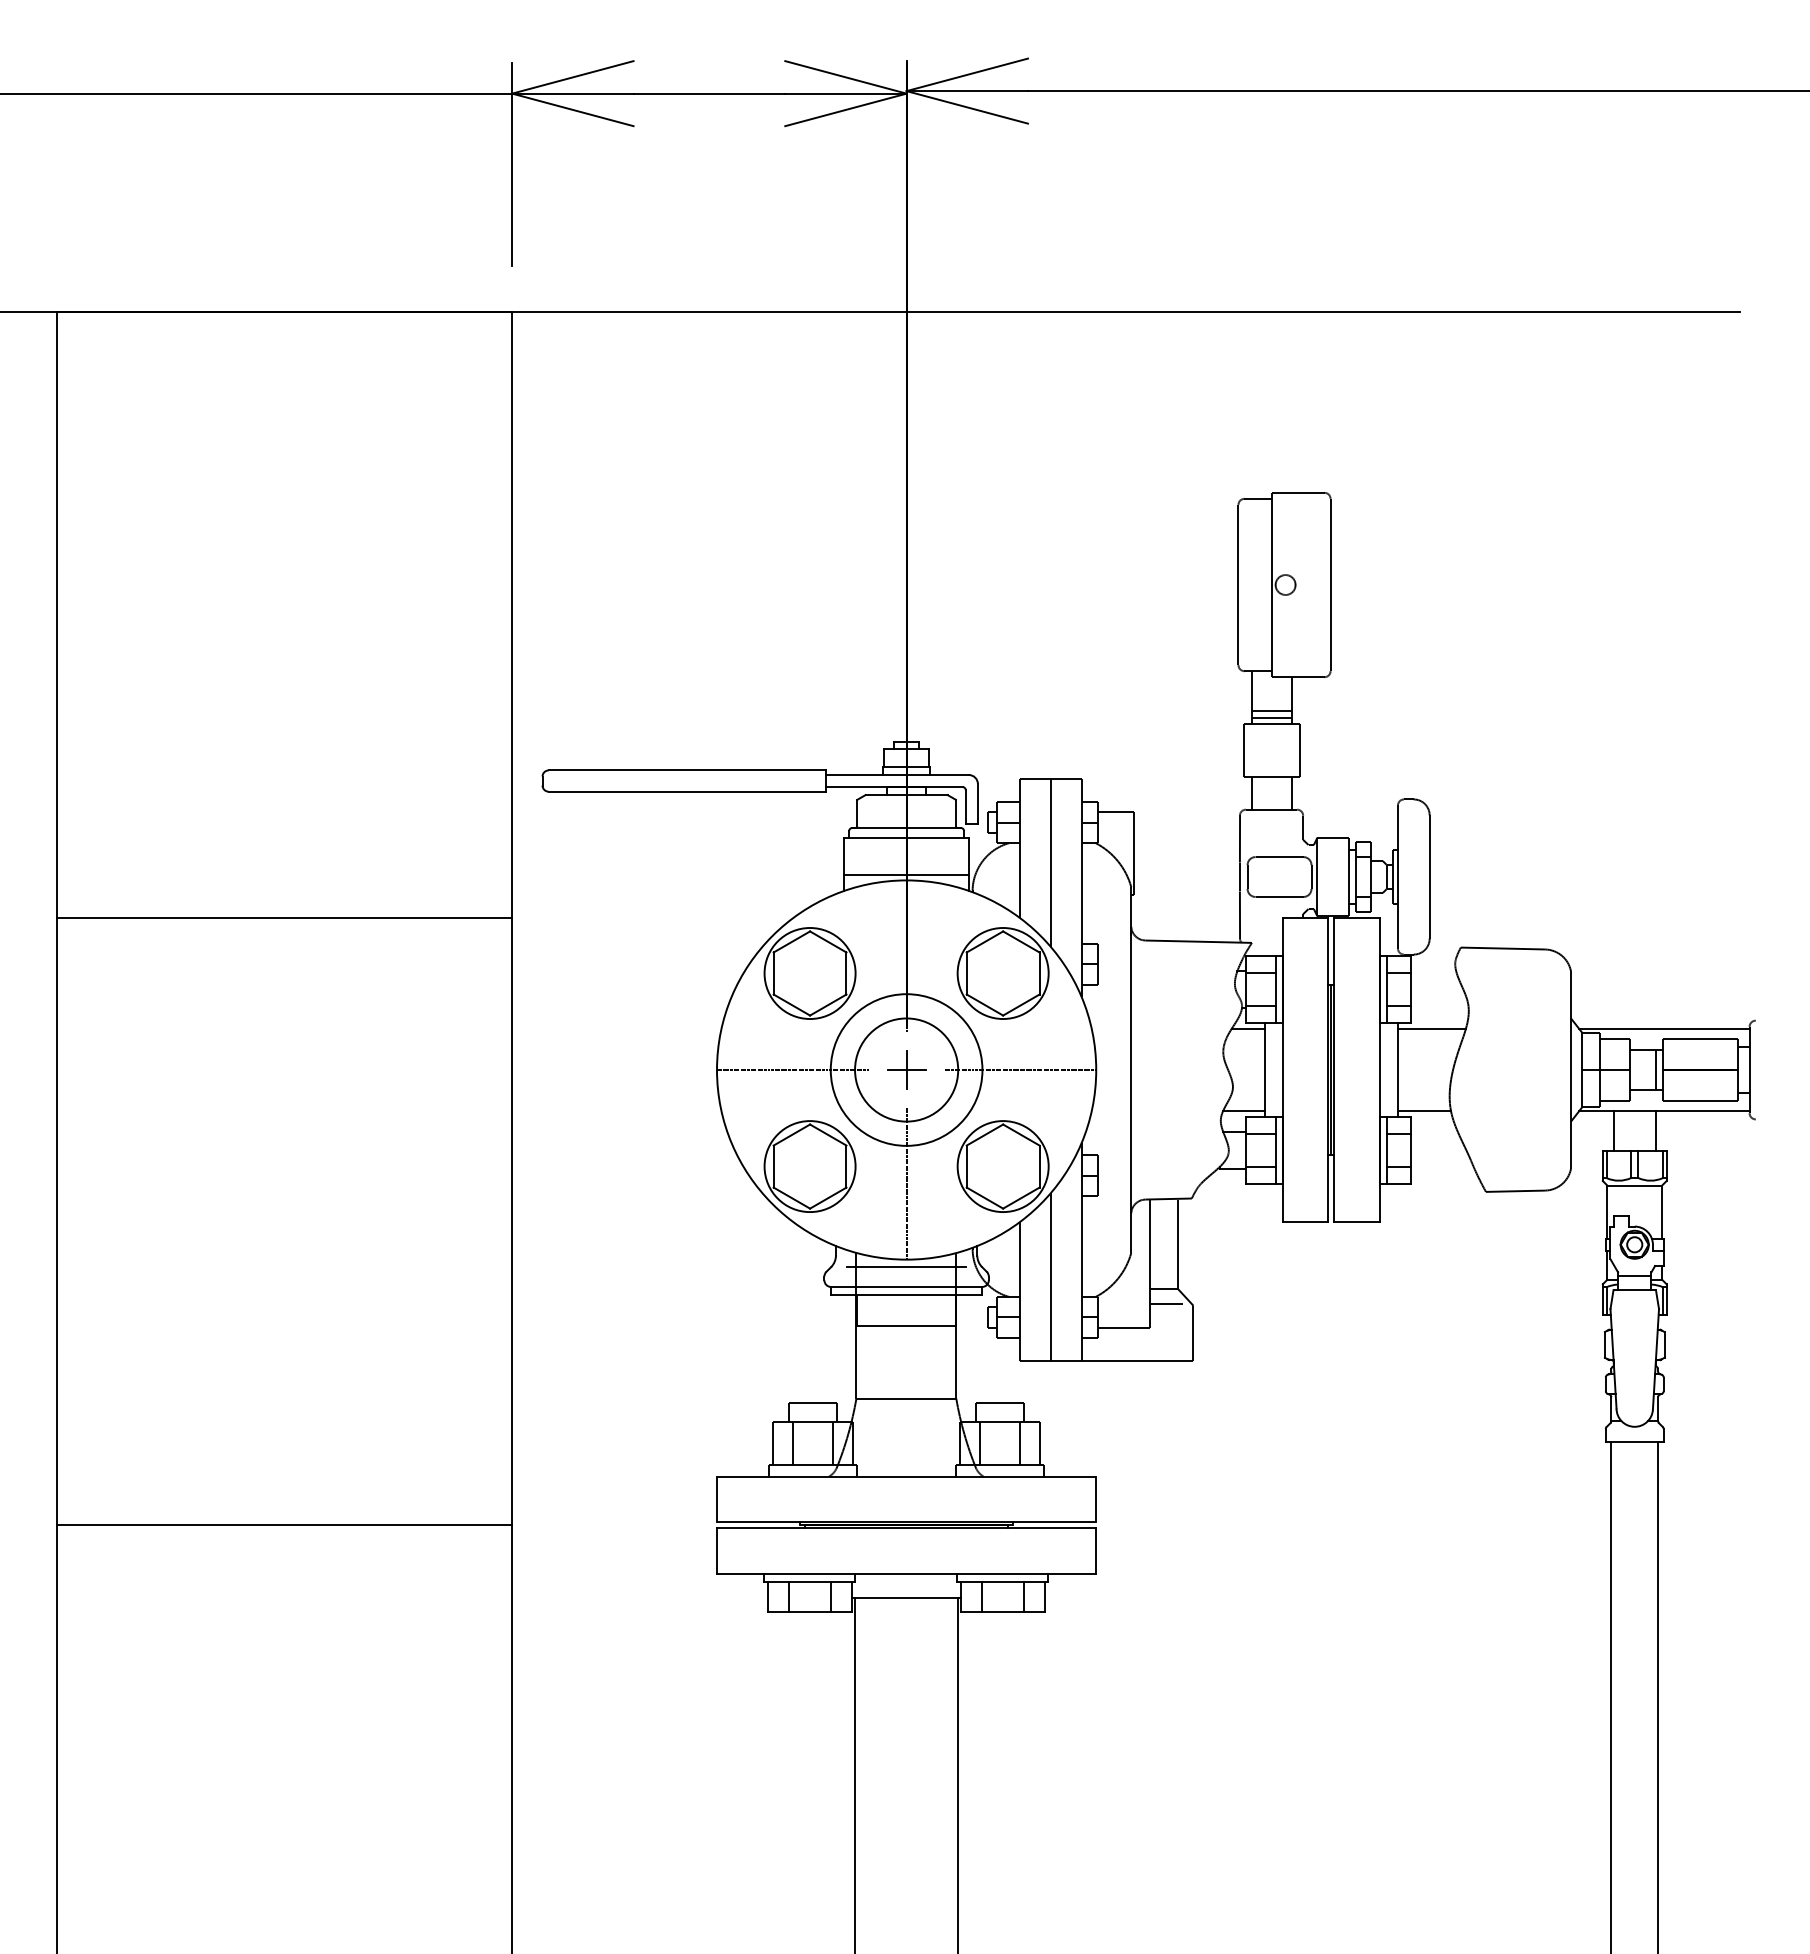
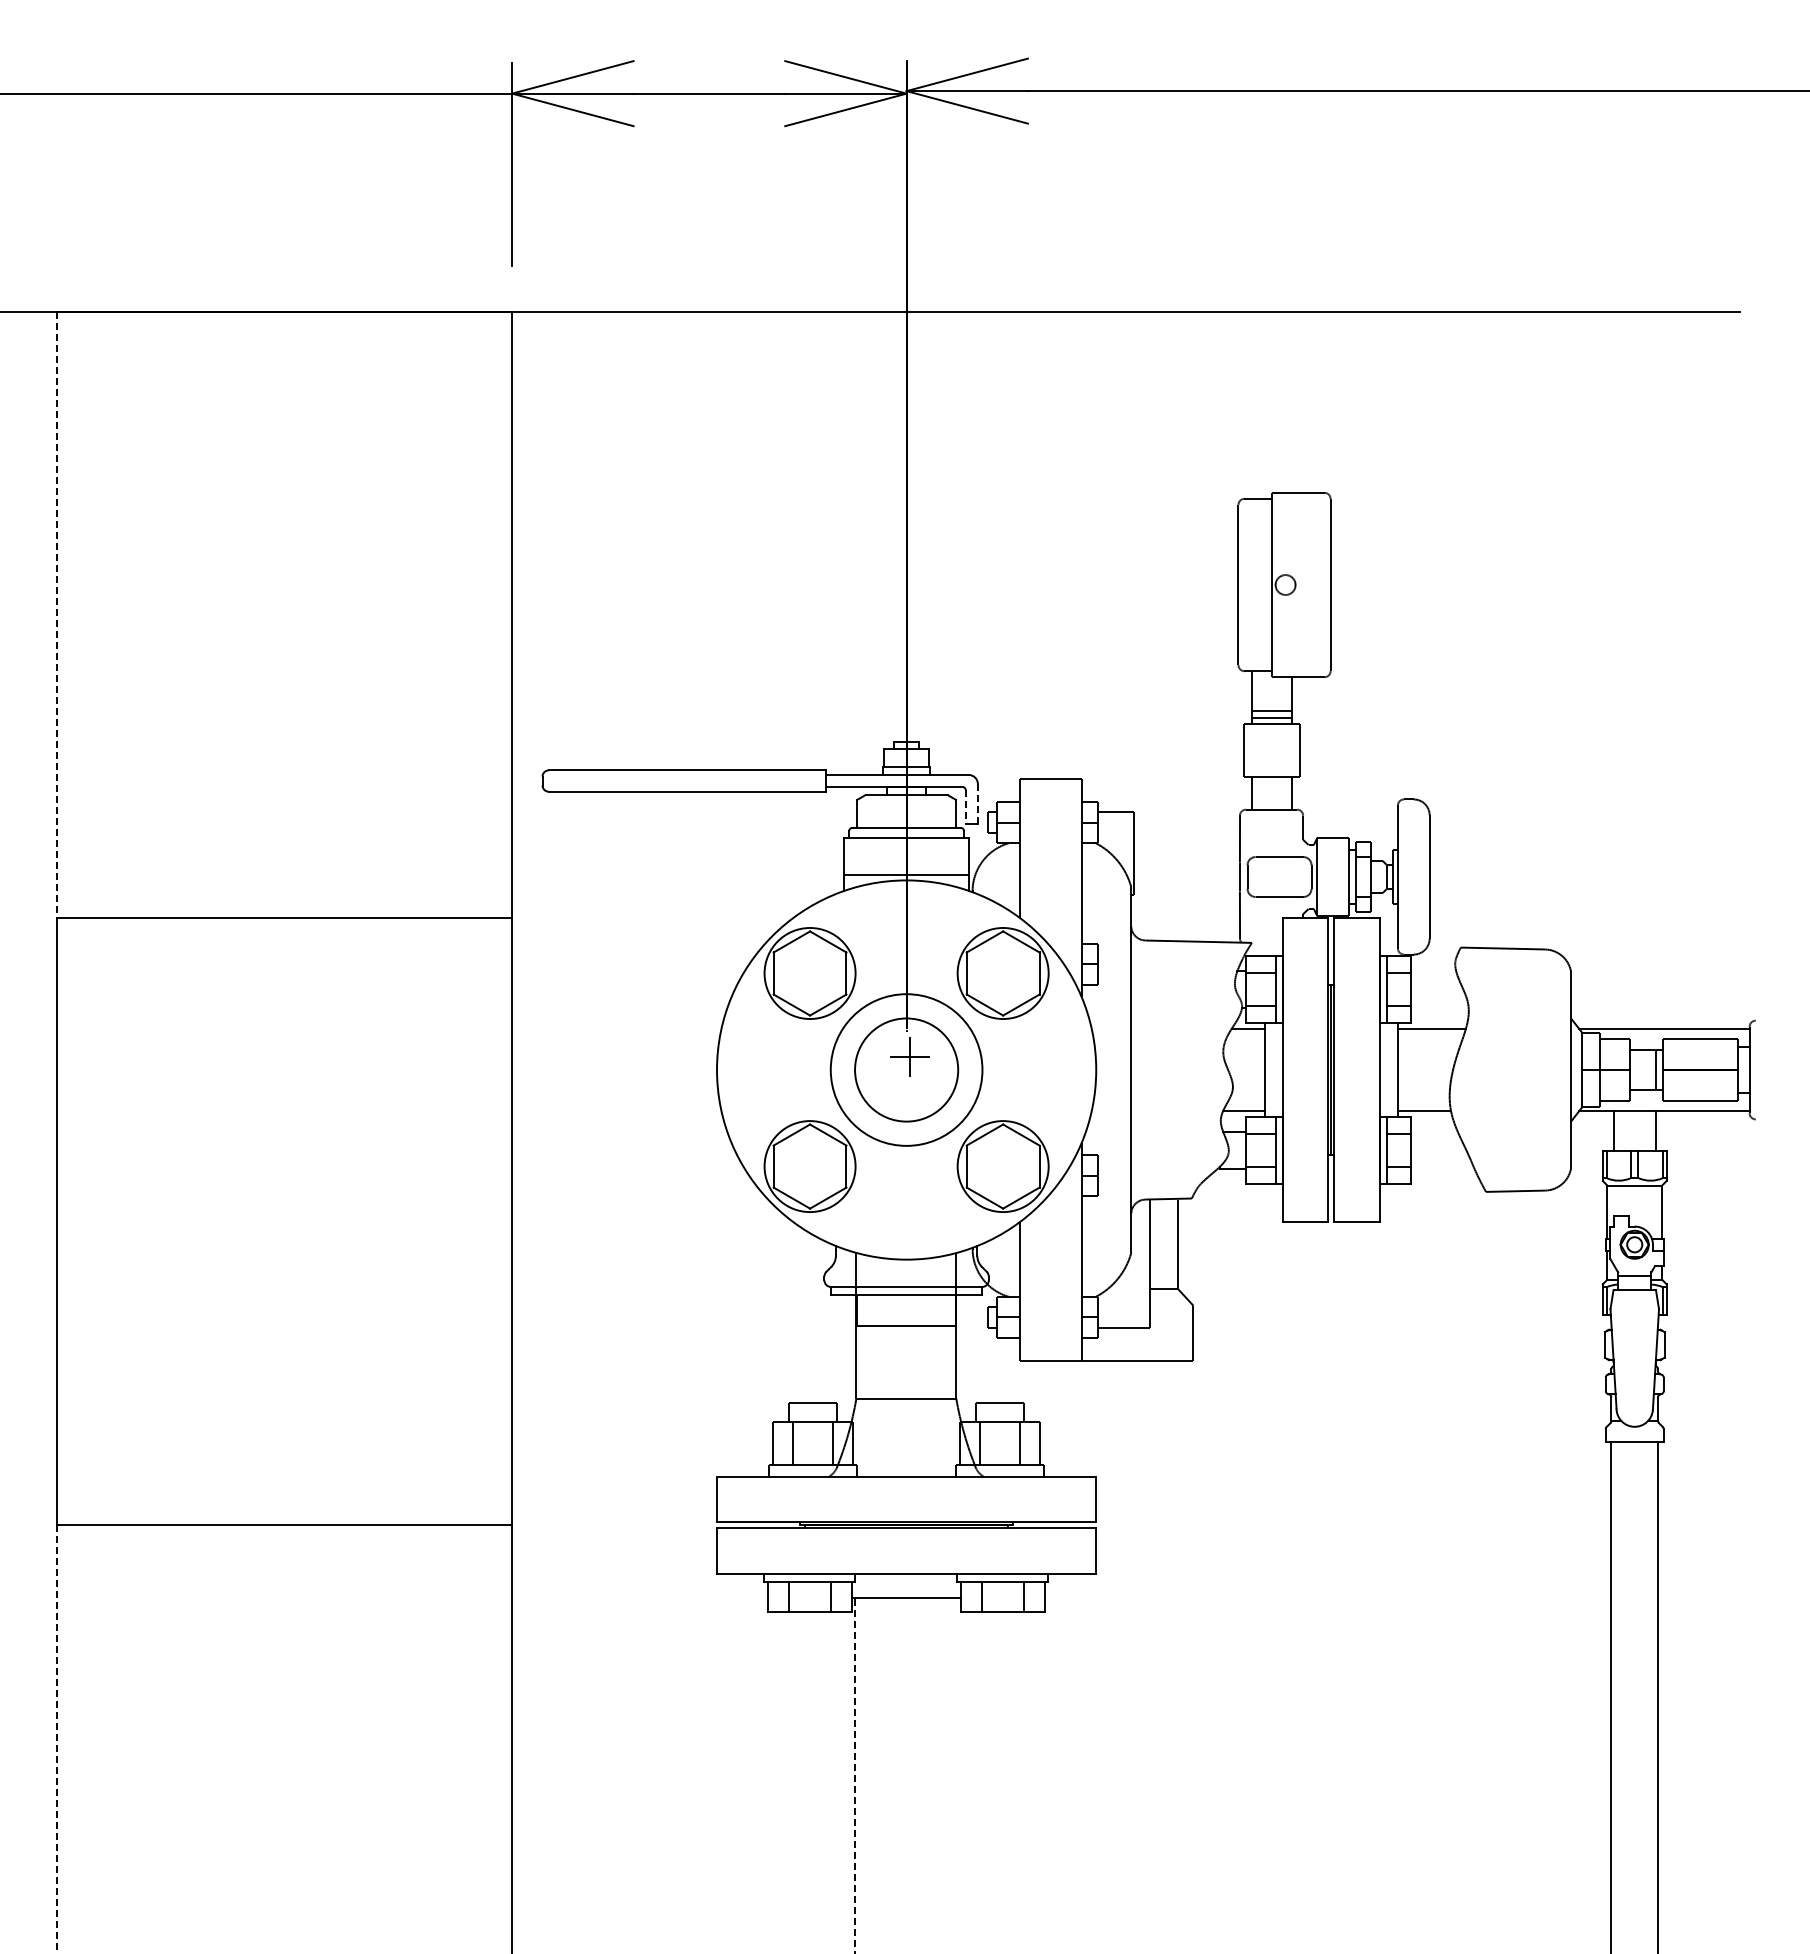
line: solid -> dashed (57, 615)
line: solid -> dashed (977, 803)
line: solid -> dashed (965, 806)
line: present -> none (1051, 862)
part position: (906, 1069) -> (909, 1056) (909, 1056)
line: present -> none (792, 1070)
line: present -> none (1020, 1070)
line: present -> none (906, 1183)
line: present -> none (906, 1267)
line: present -> none (1051, 1276)
line: present -> none (1166, 1304)
line: solid -> dashed (57, 1740)
line: present -> none (958, 1773)
line: solid -> dashed (855, 1775)
